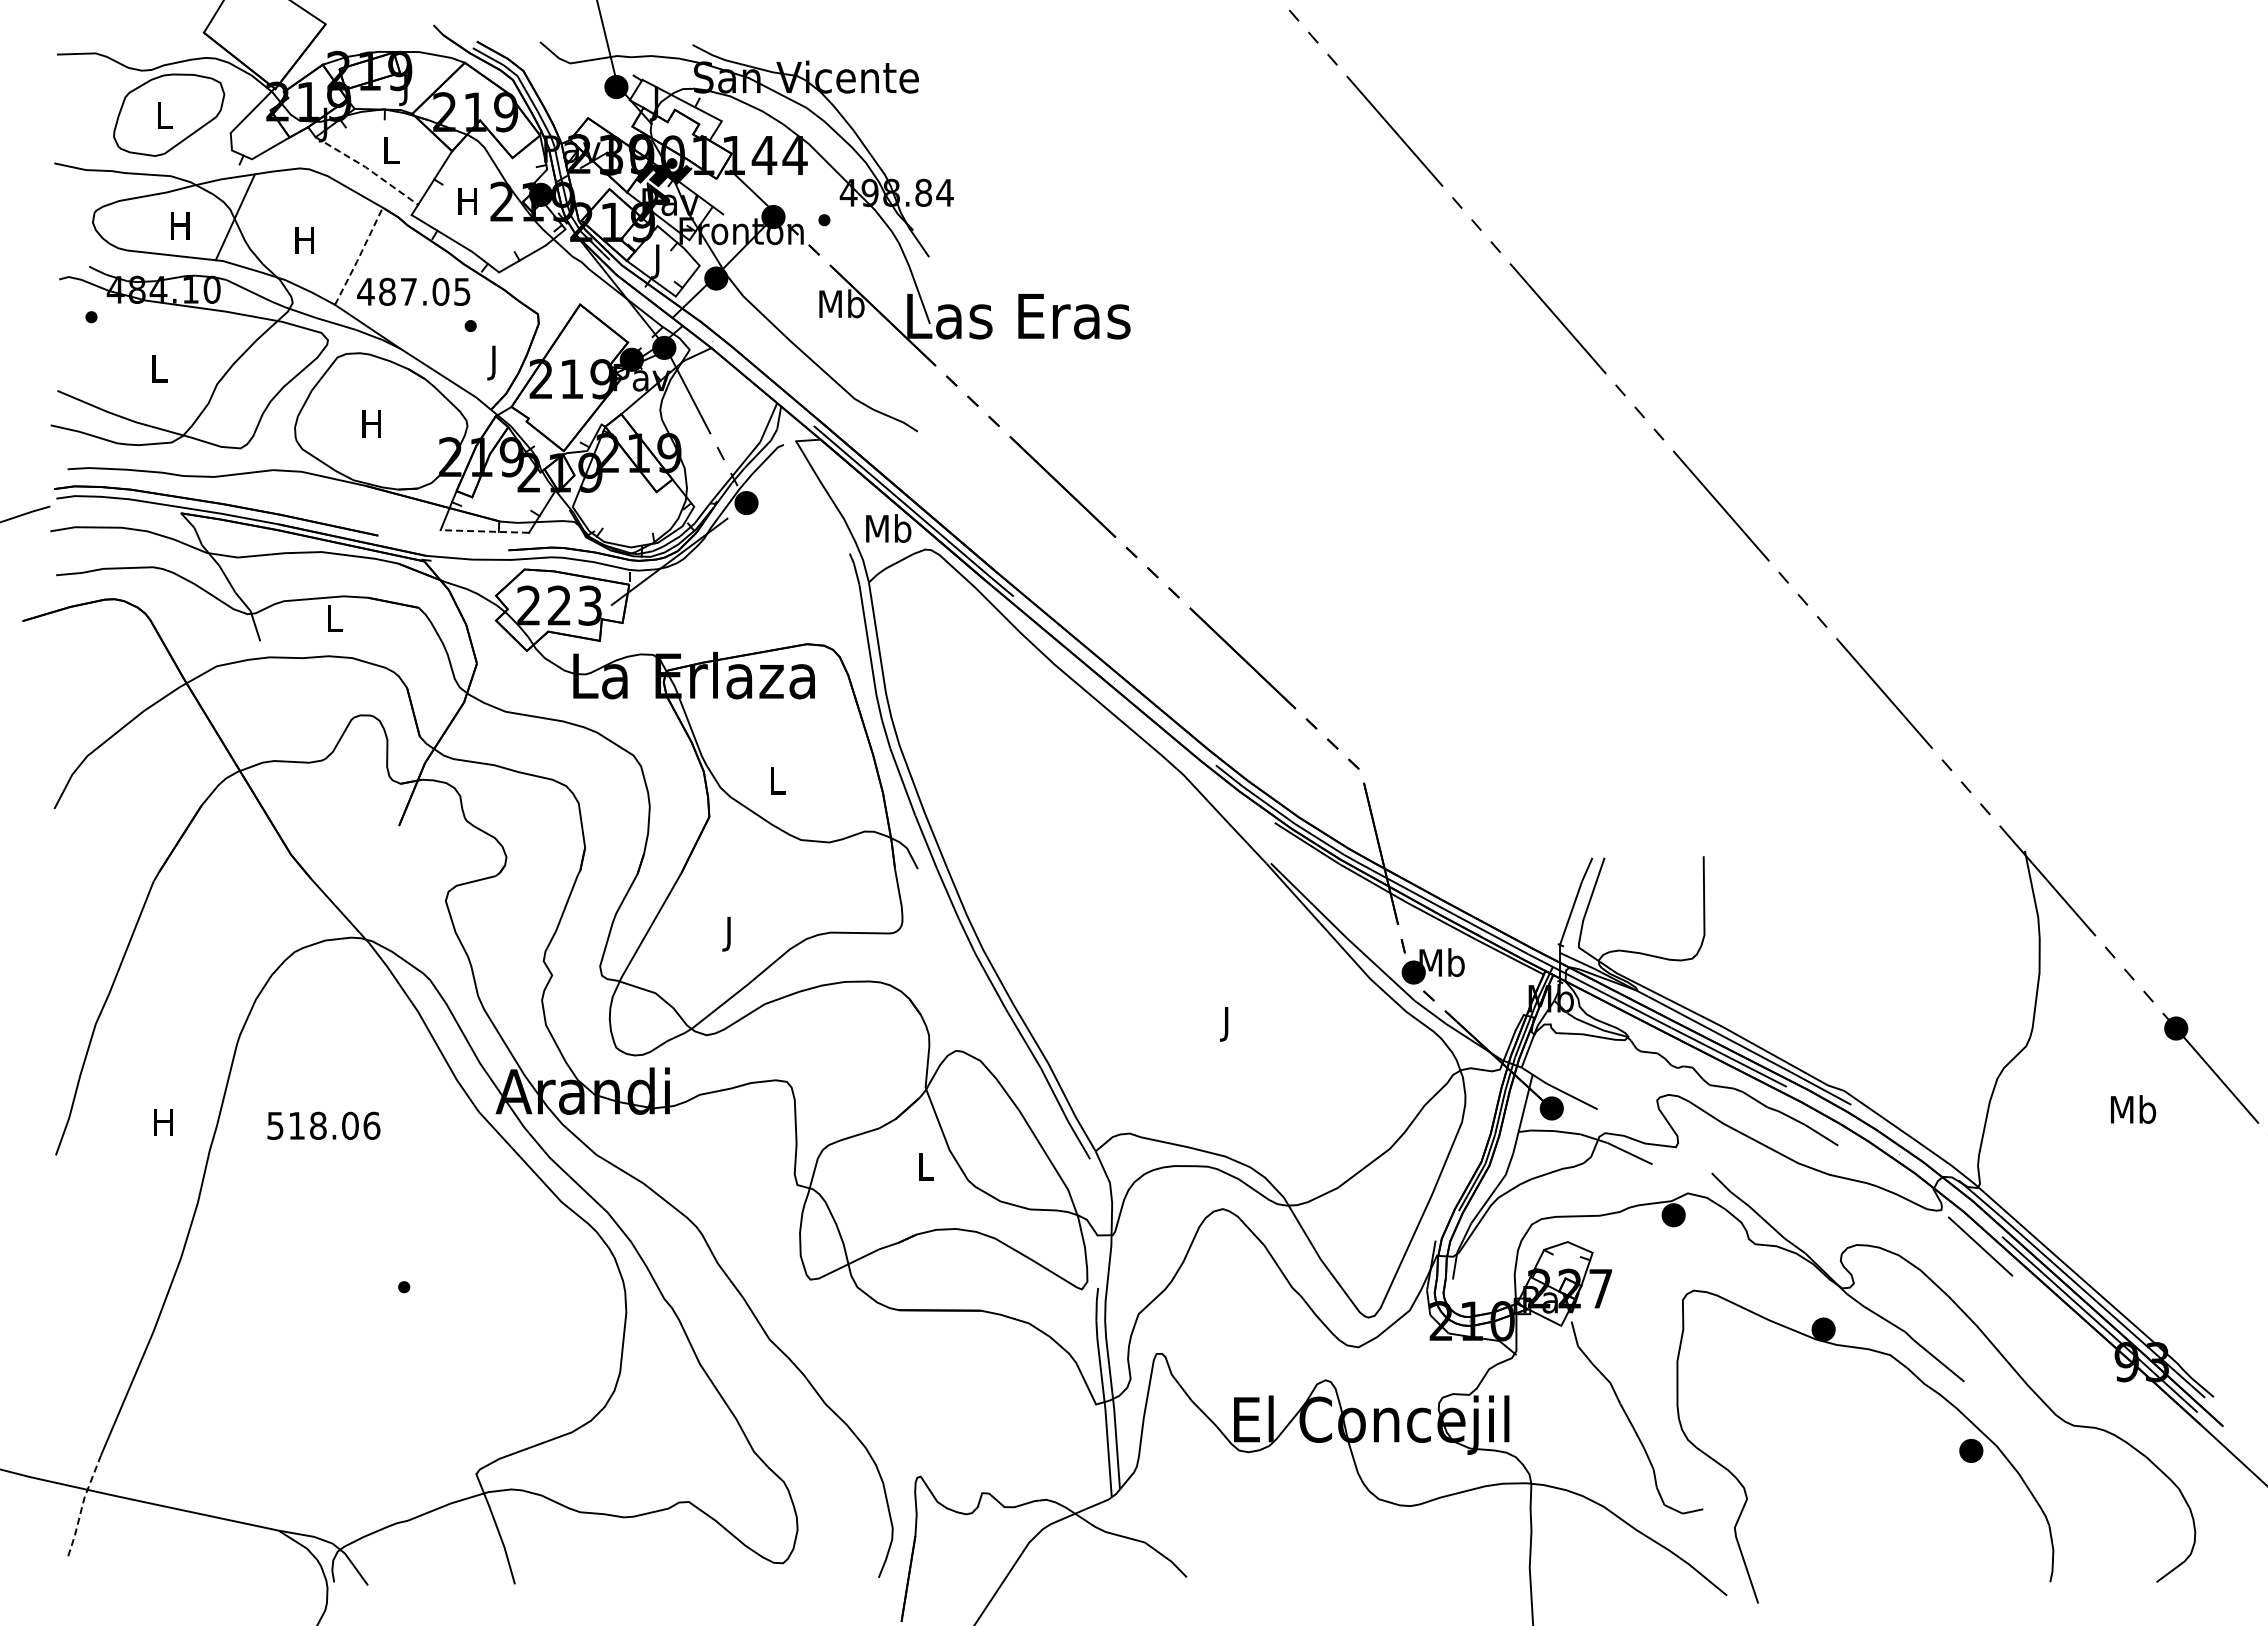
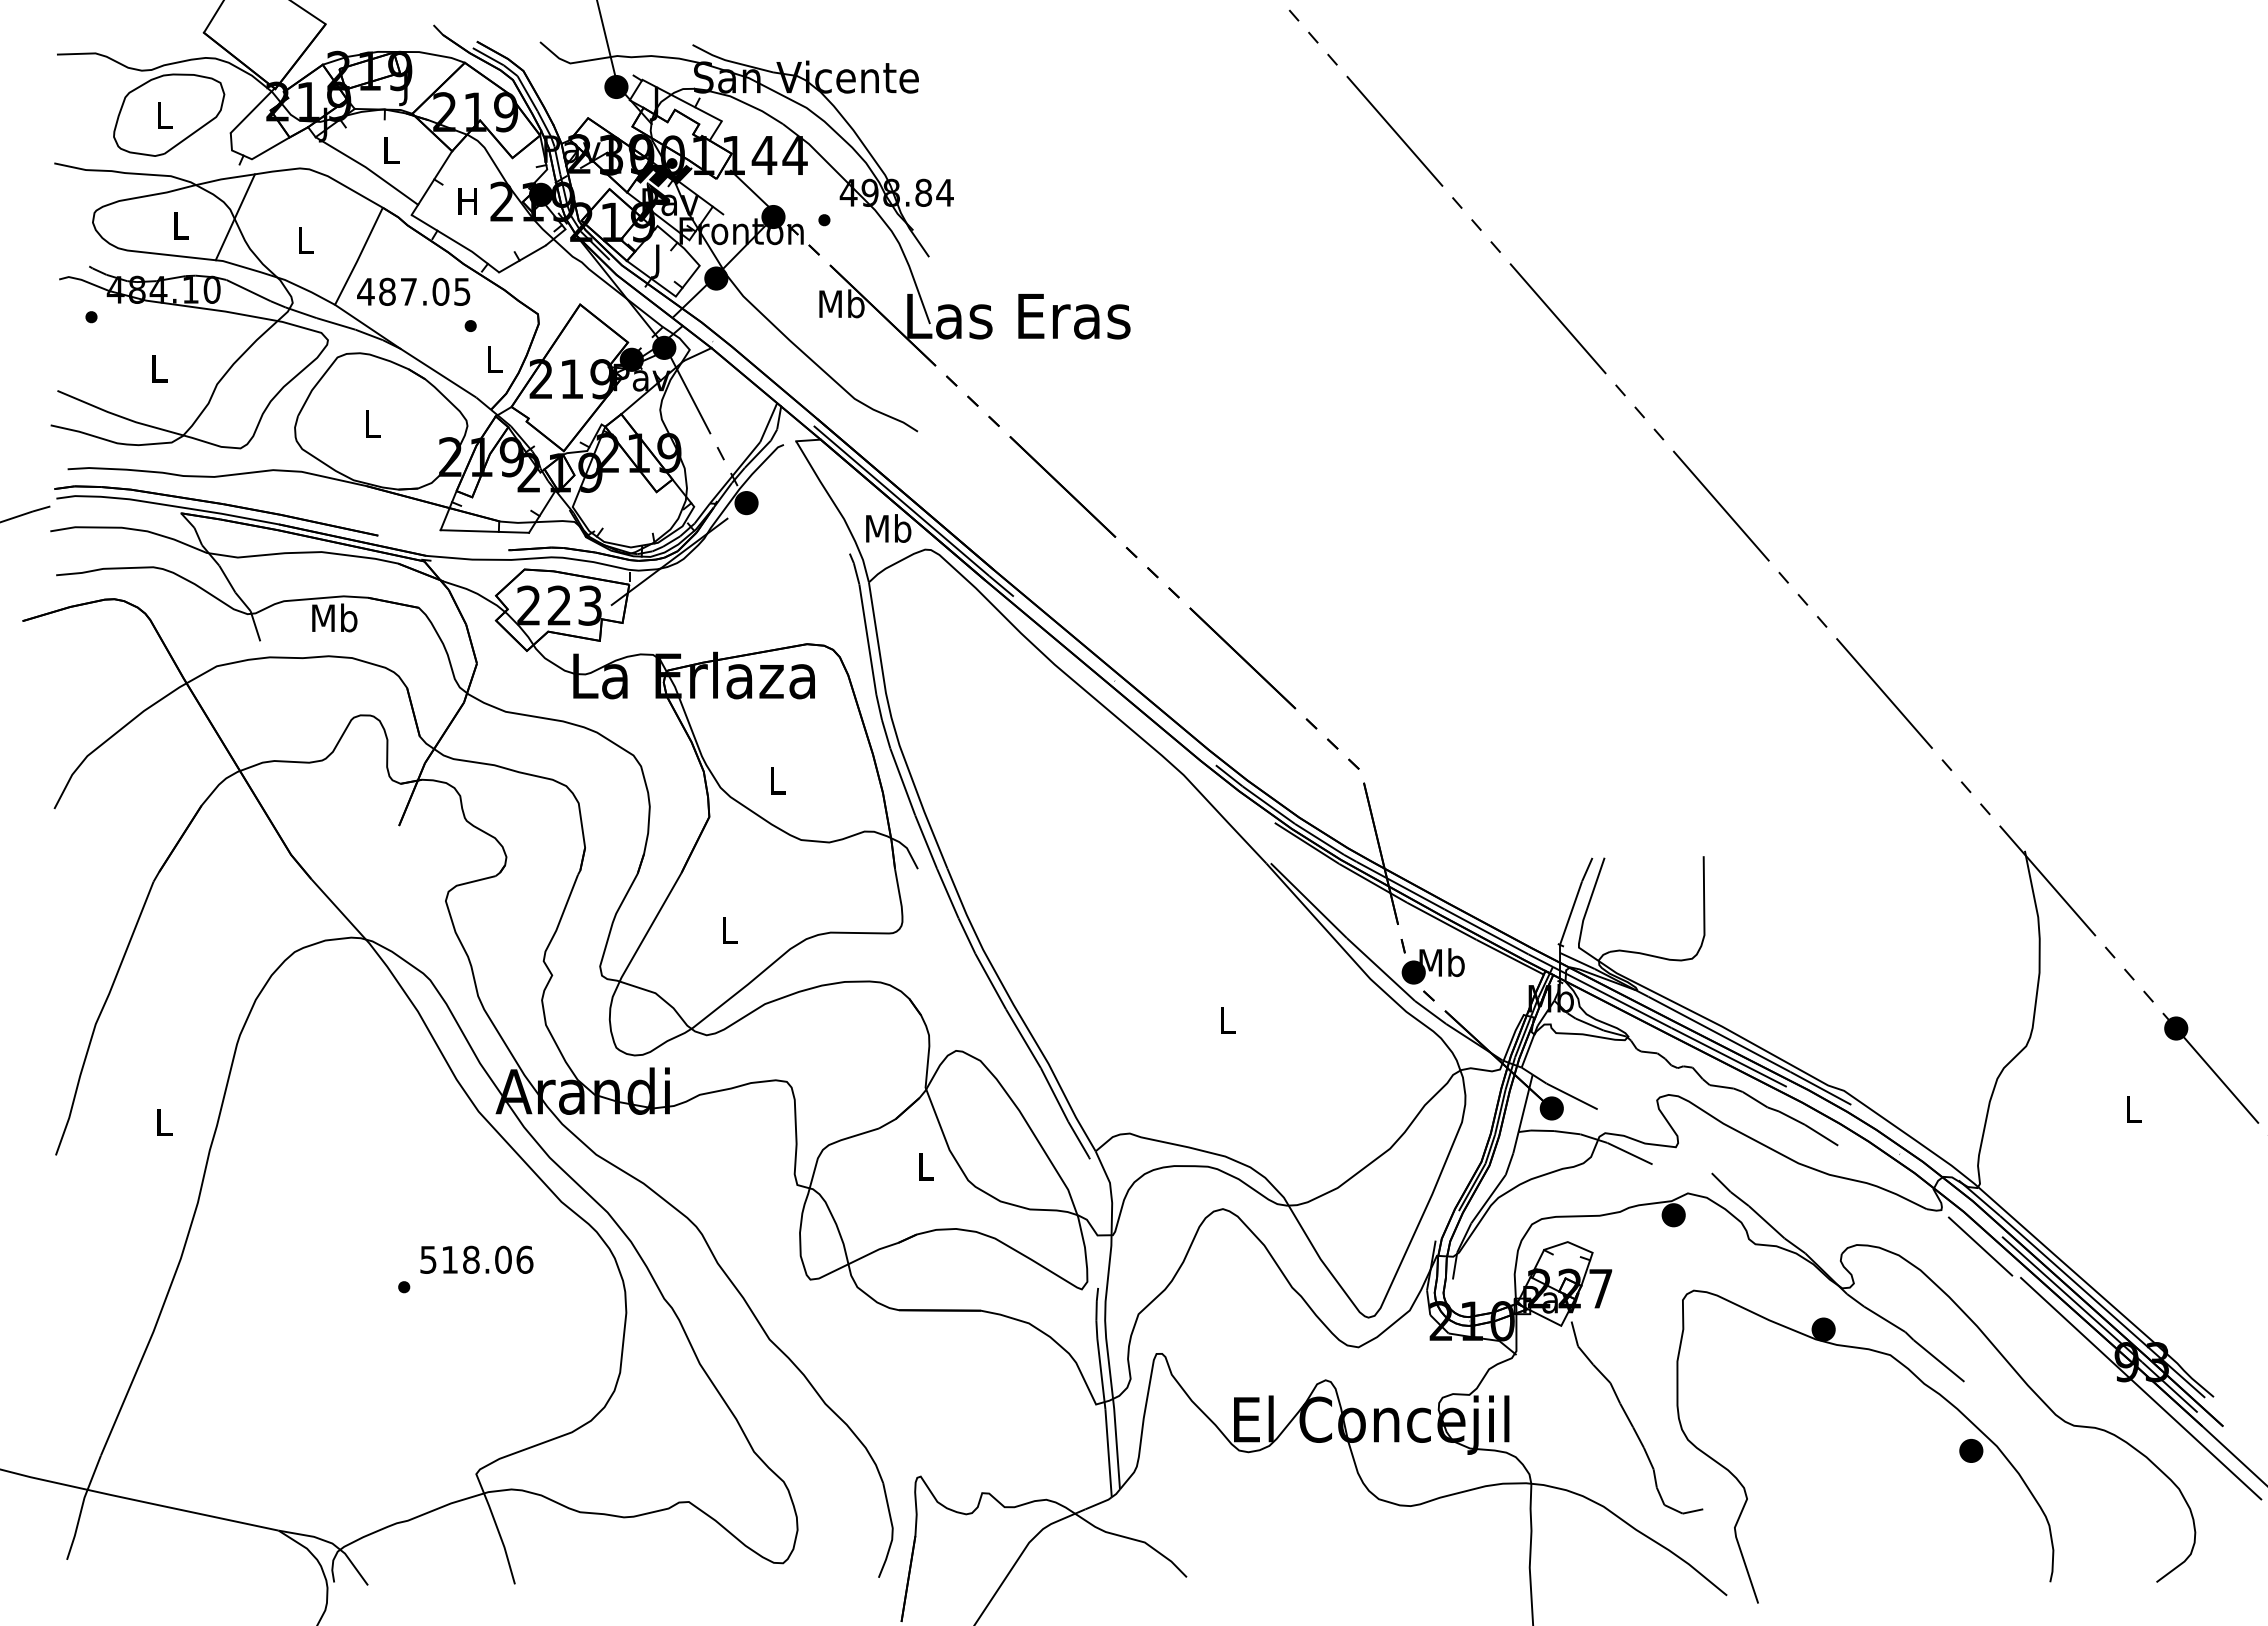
line: dashed -> solid (368, 168)
text: H -> L (180, 225)
text: H -> L (304, 240)
line: dashed -> solid (359, 256)
text: J -> L (494, 362)
text: H -> L (371, 423)
line: dashed -> solid (484, 531)
text: L -> Mb (334, 617)
text: J -> L (729, 934)
text: J -> L (1227, 1024)
text: Mb -> L (2133, 1109)
text: H -> L (163, 1122)
text position: (323, 1125) -> (476, 1259) (476, 1259)
line: none -> present (2142, 1389)
line: dashed -> solid (82, 1507)
